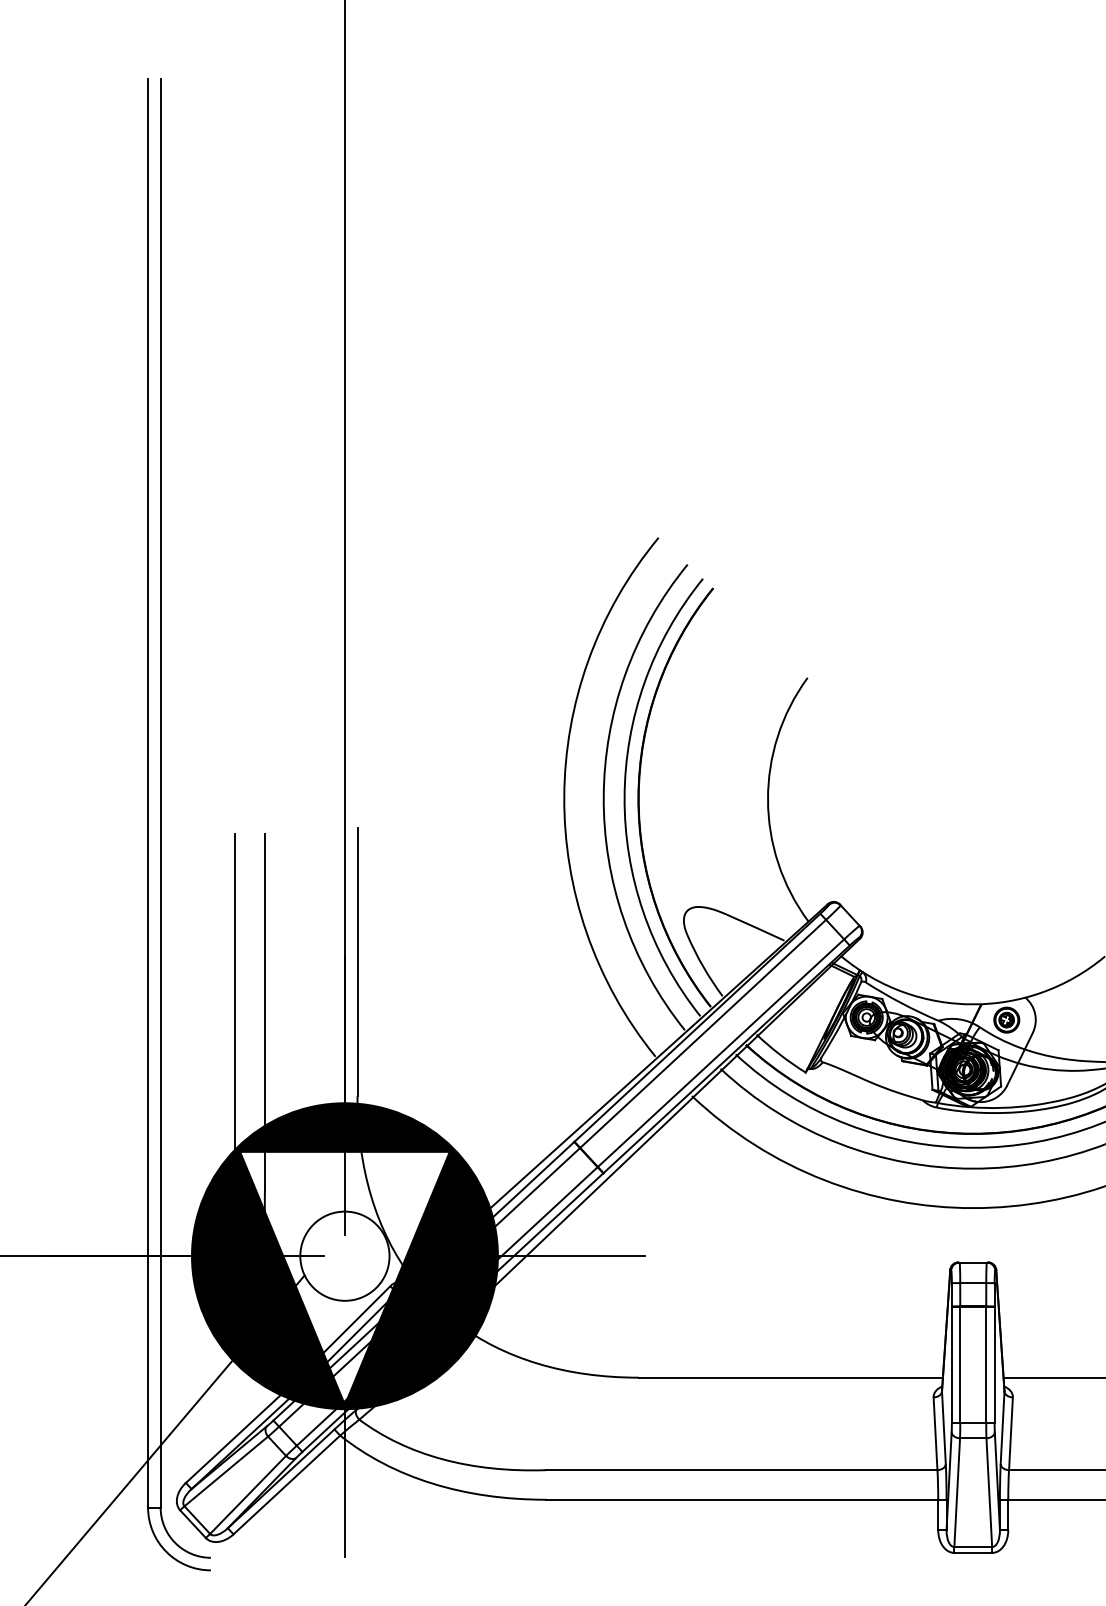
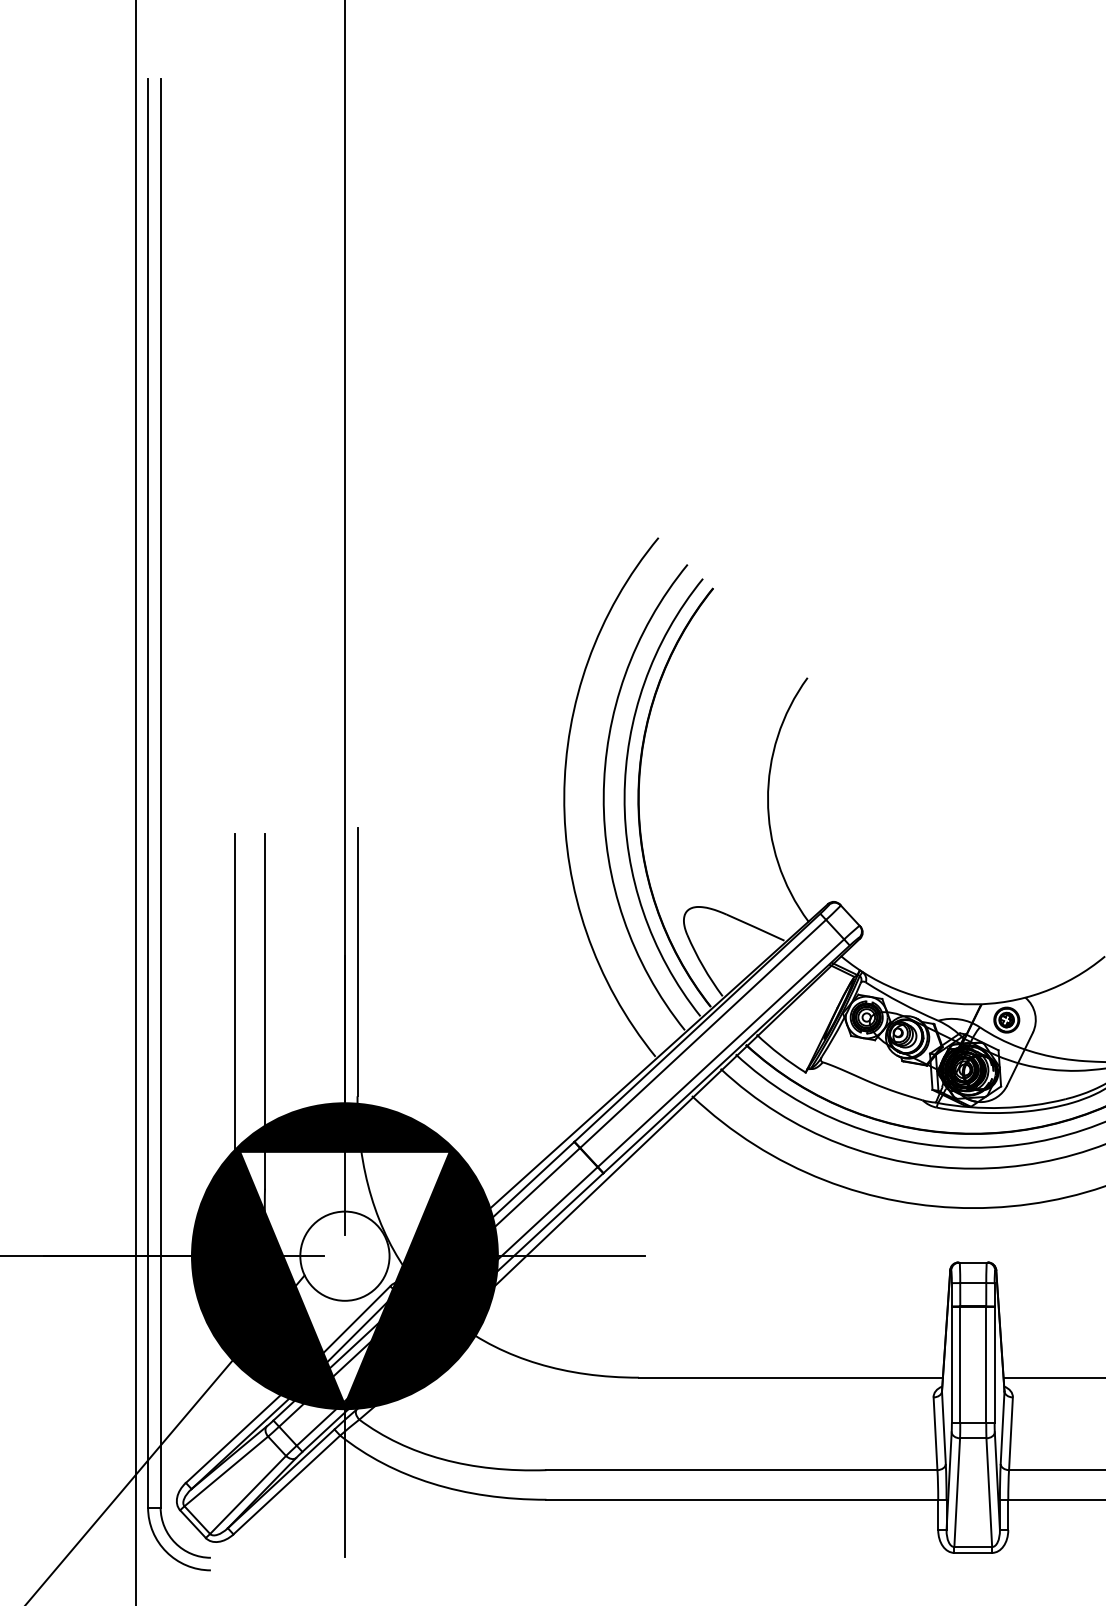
line: none -> present (135, 802)
